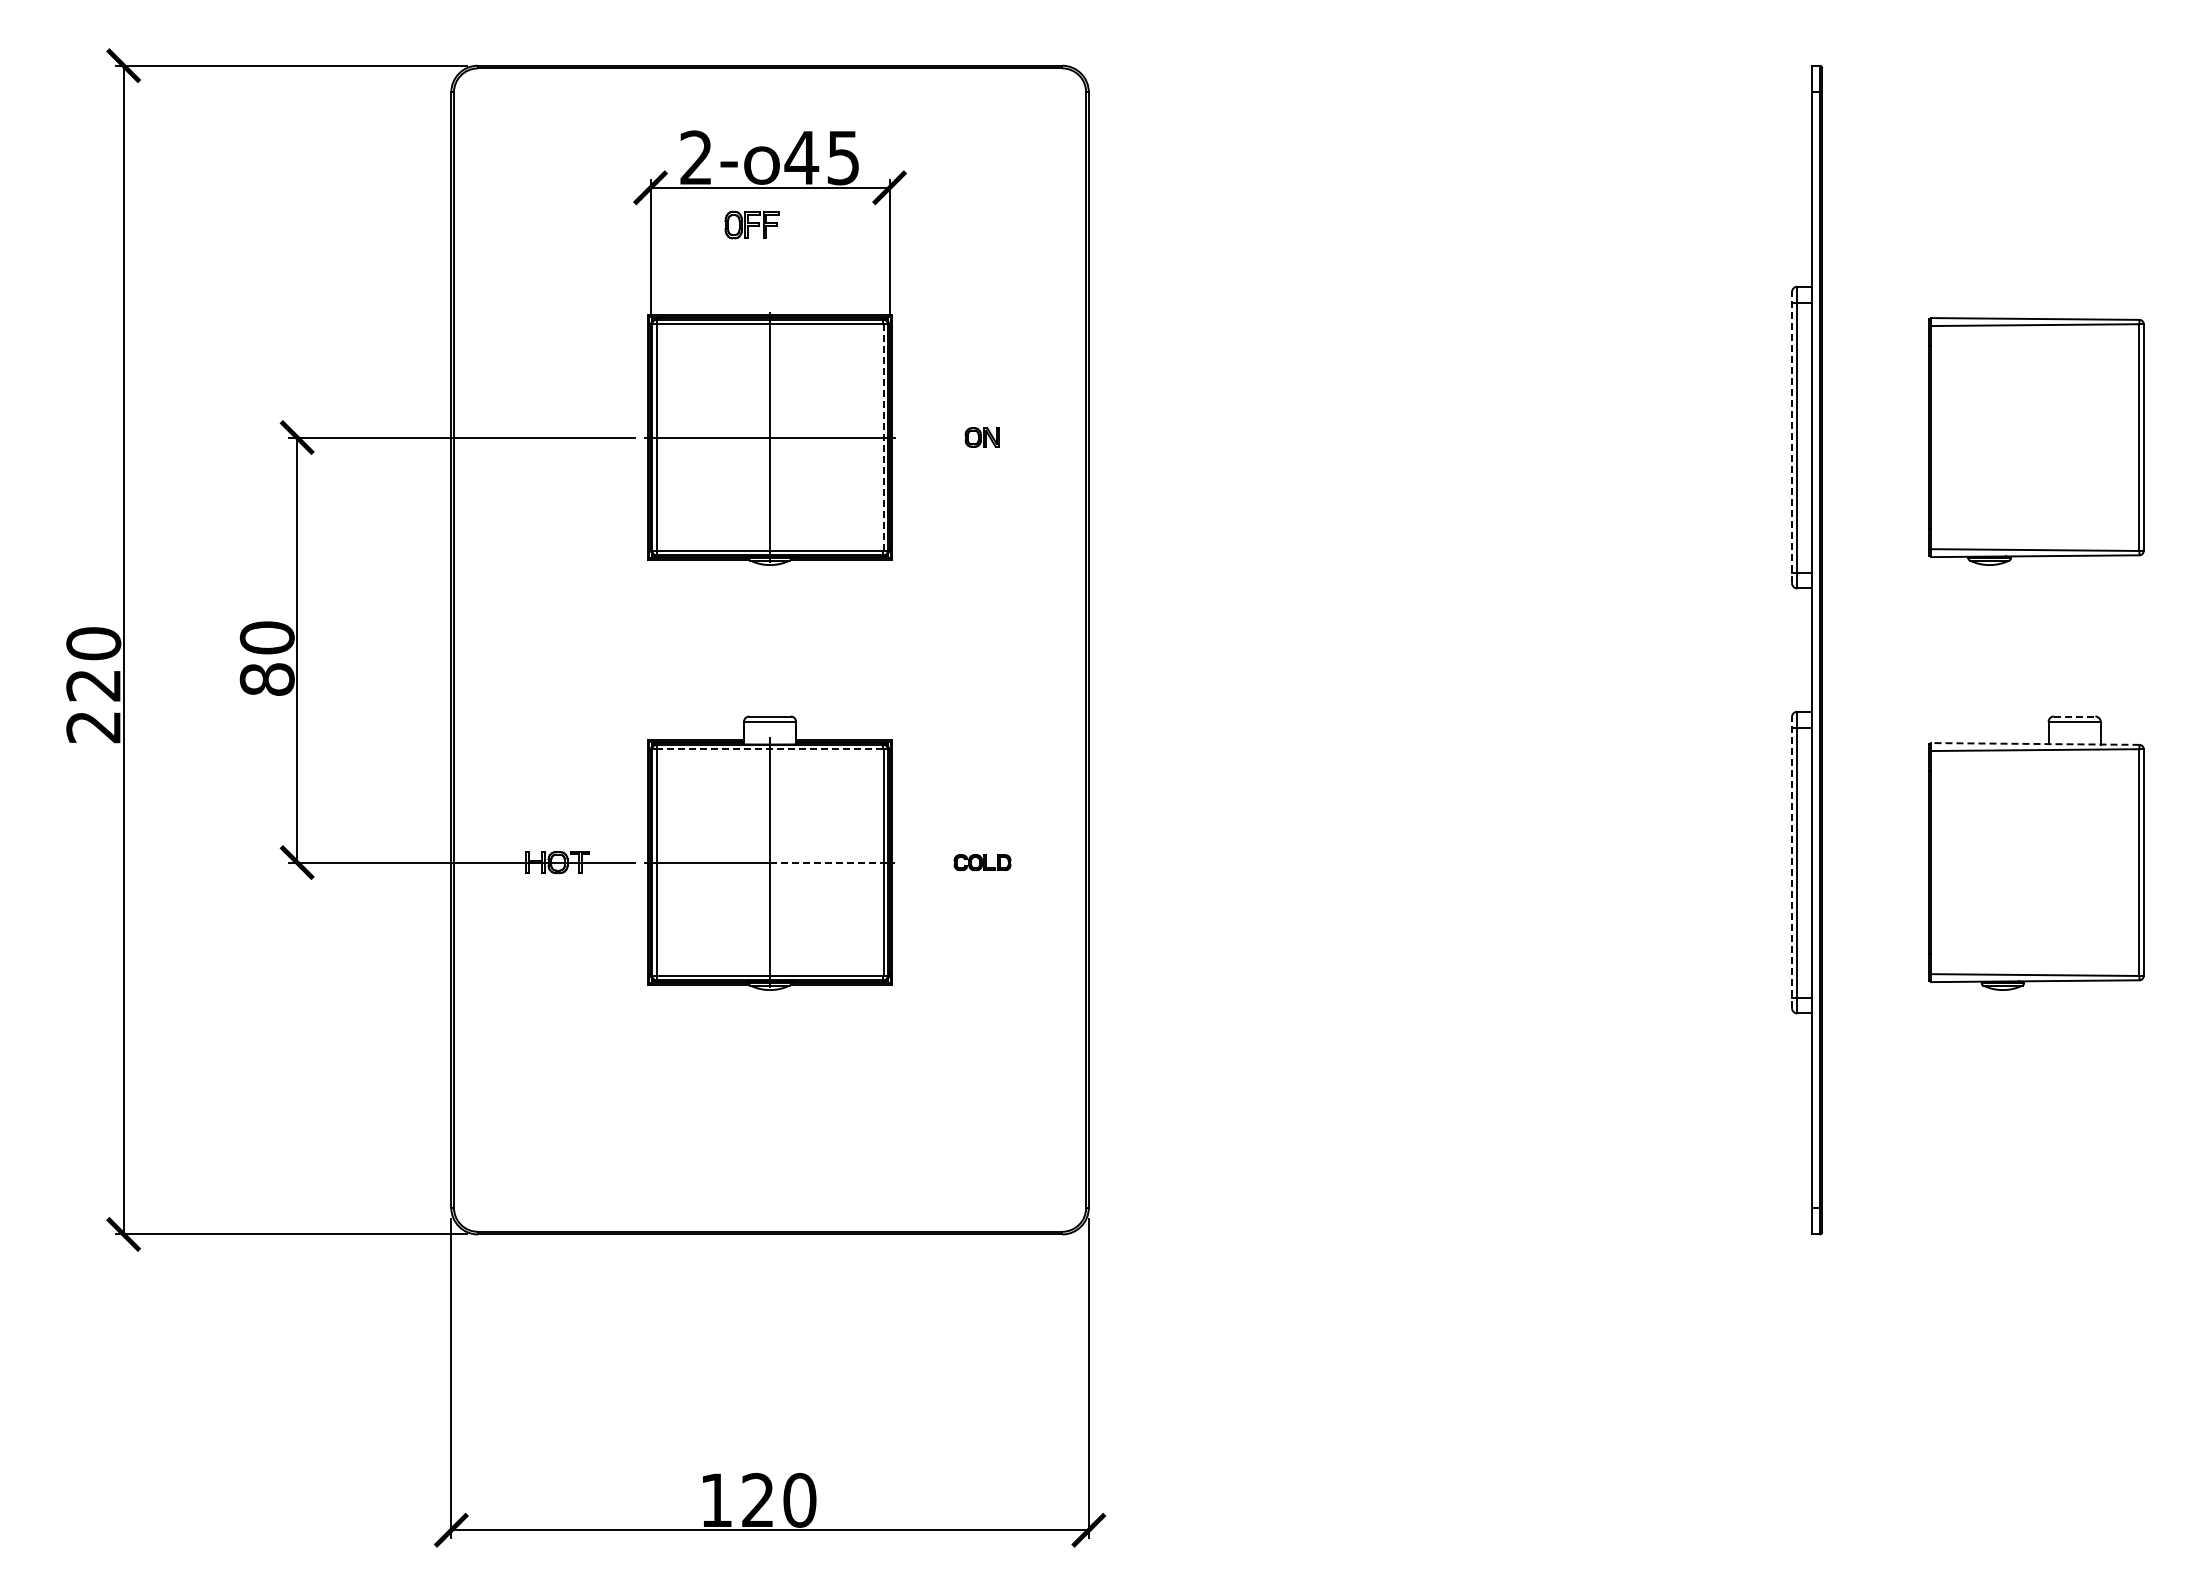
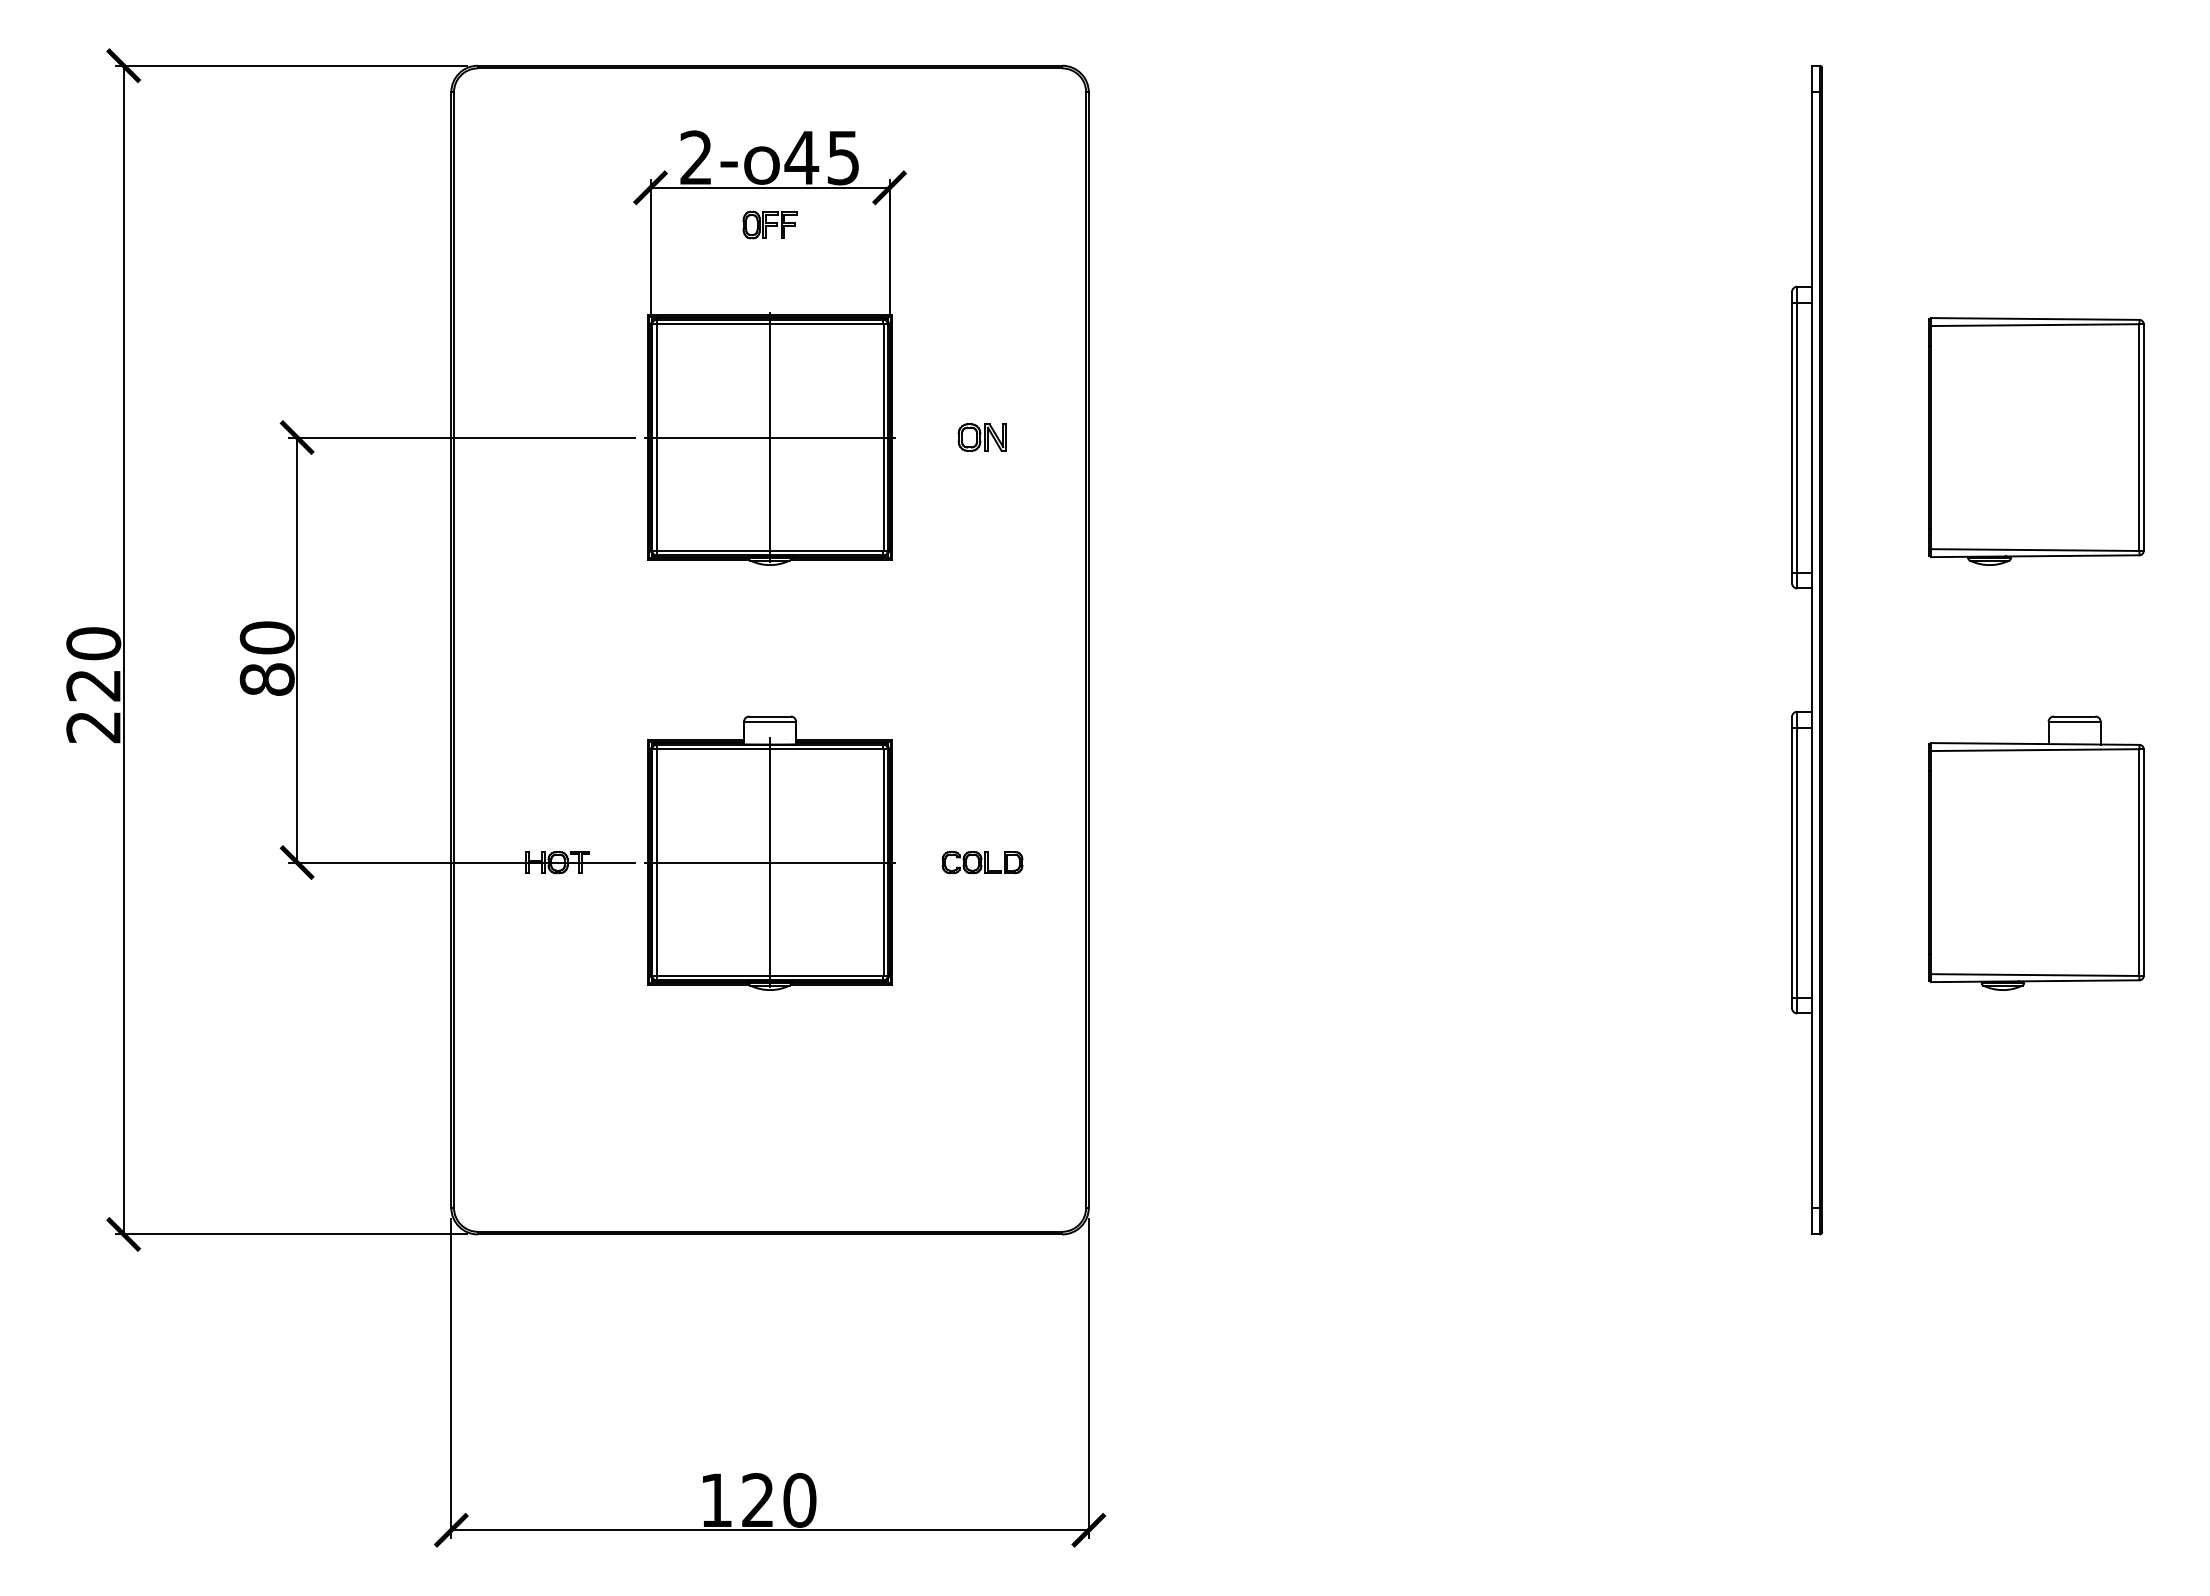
part position: (751, 224) -> (769, 224) (769, 224)
line: dashed -> solid (883, 437)
part size: 36x21 px -> 50x29 px (981, 437)
line: dashed -> solid (1792, 437)
line: dashed -> solid (2074, 716)
line: dashed -> solid (2034, 743)
line: dashed -> solid (769, 749)
line: dashed -> solid (833, 862)
part size: 59x18 px -> 83x24 px (982, 862)
line: dashed -> solid (1792, 862)
